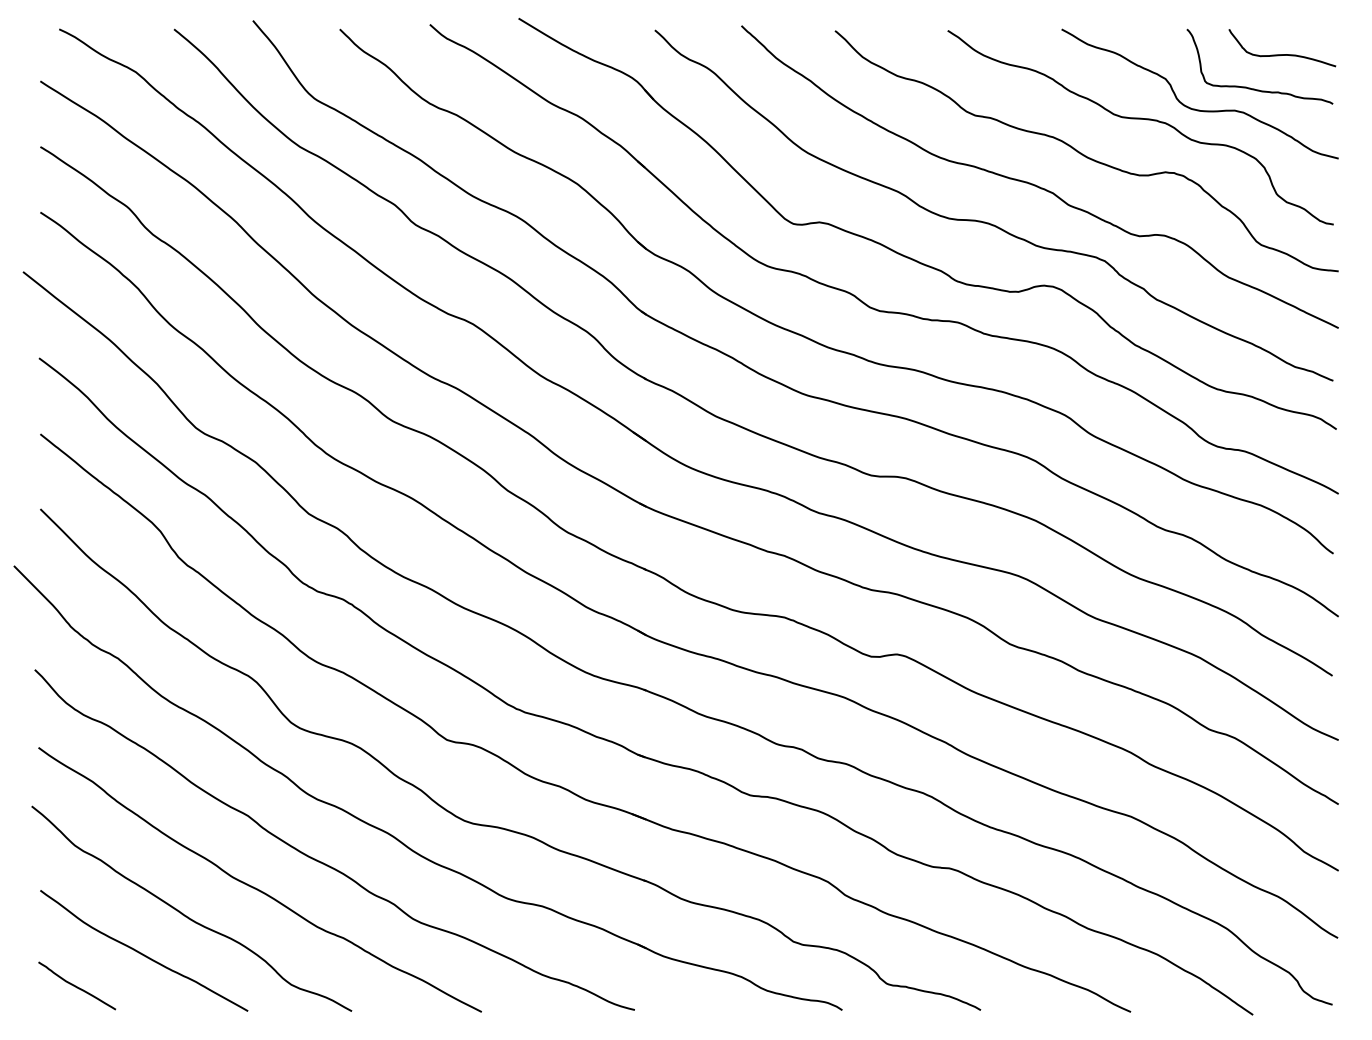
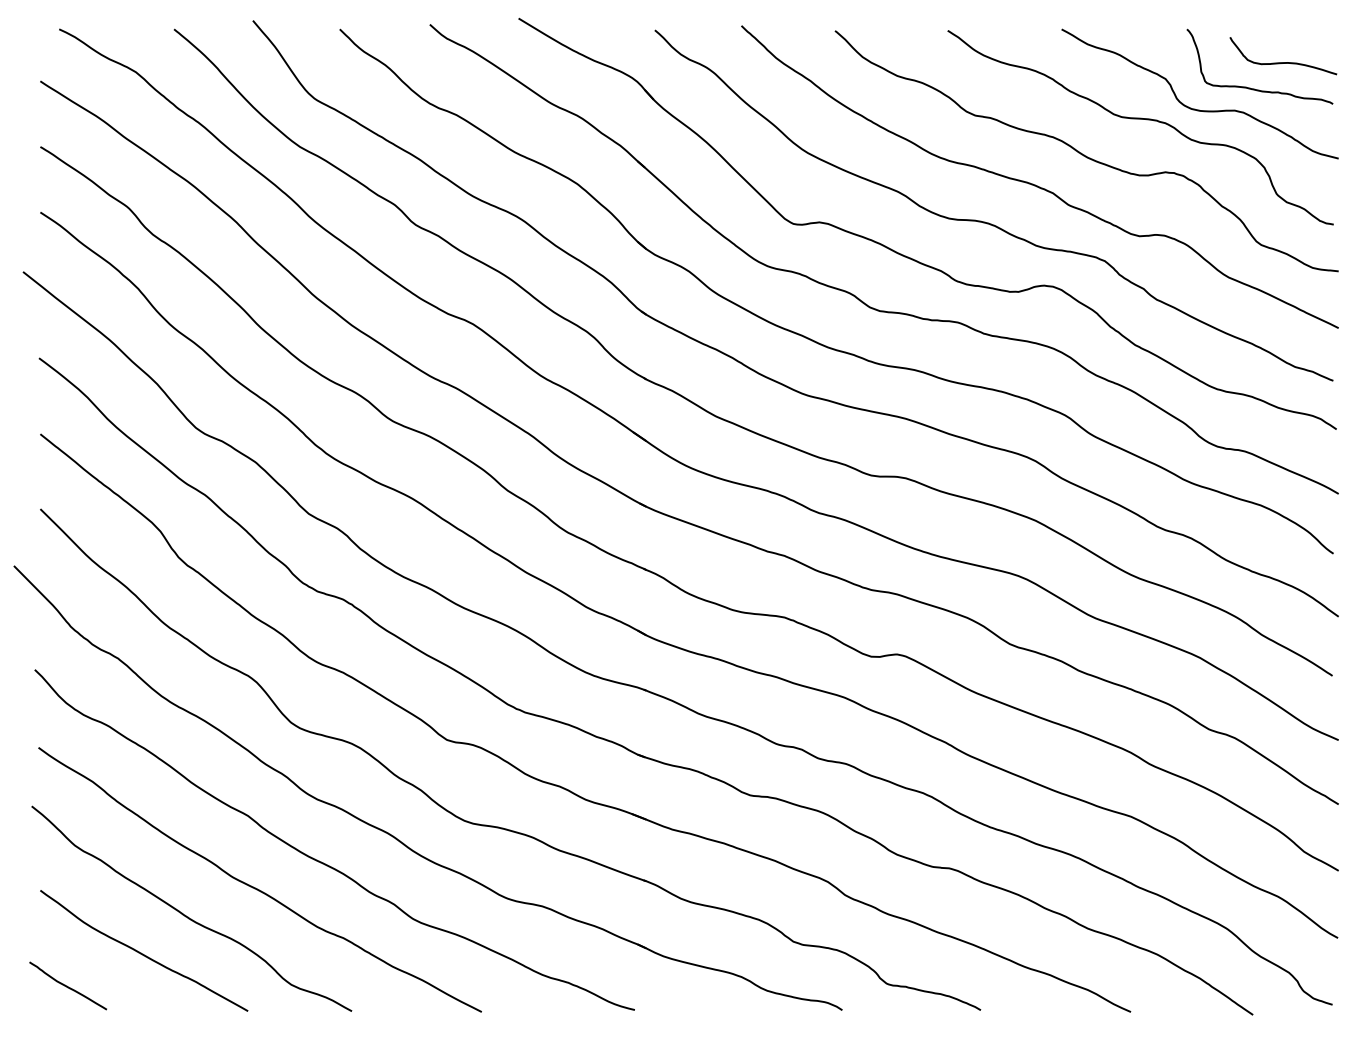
curve position: (1282, 54) -> (1283, 62) (1283, 62)
curve position: (76, 985) -> (67, 985) (67, 985)
